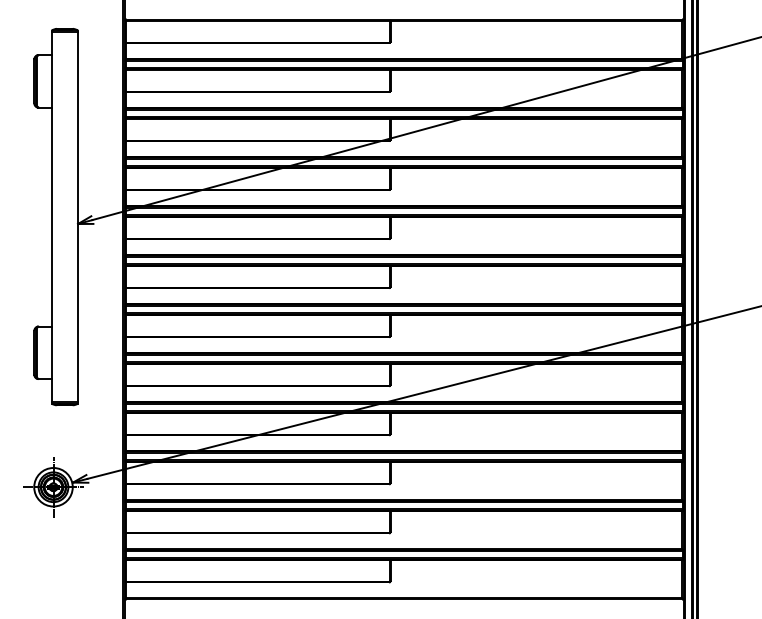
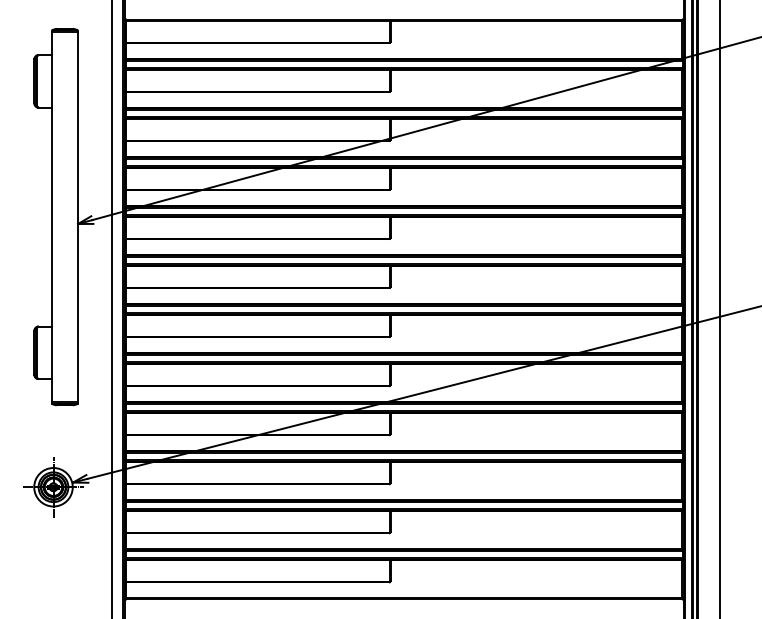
line: none -> present (111, 308)
line: none -> present (719, 308)
